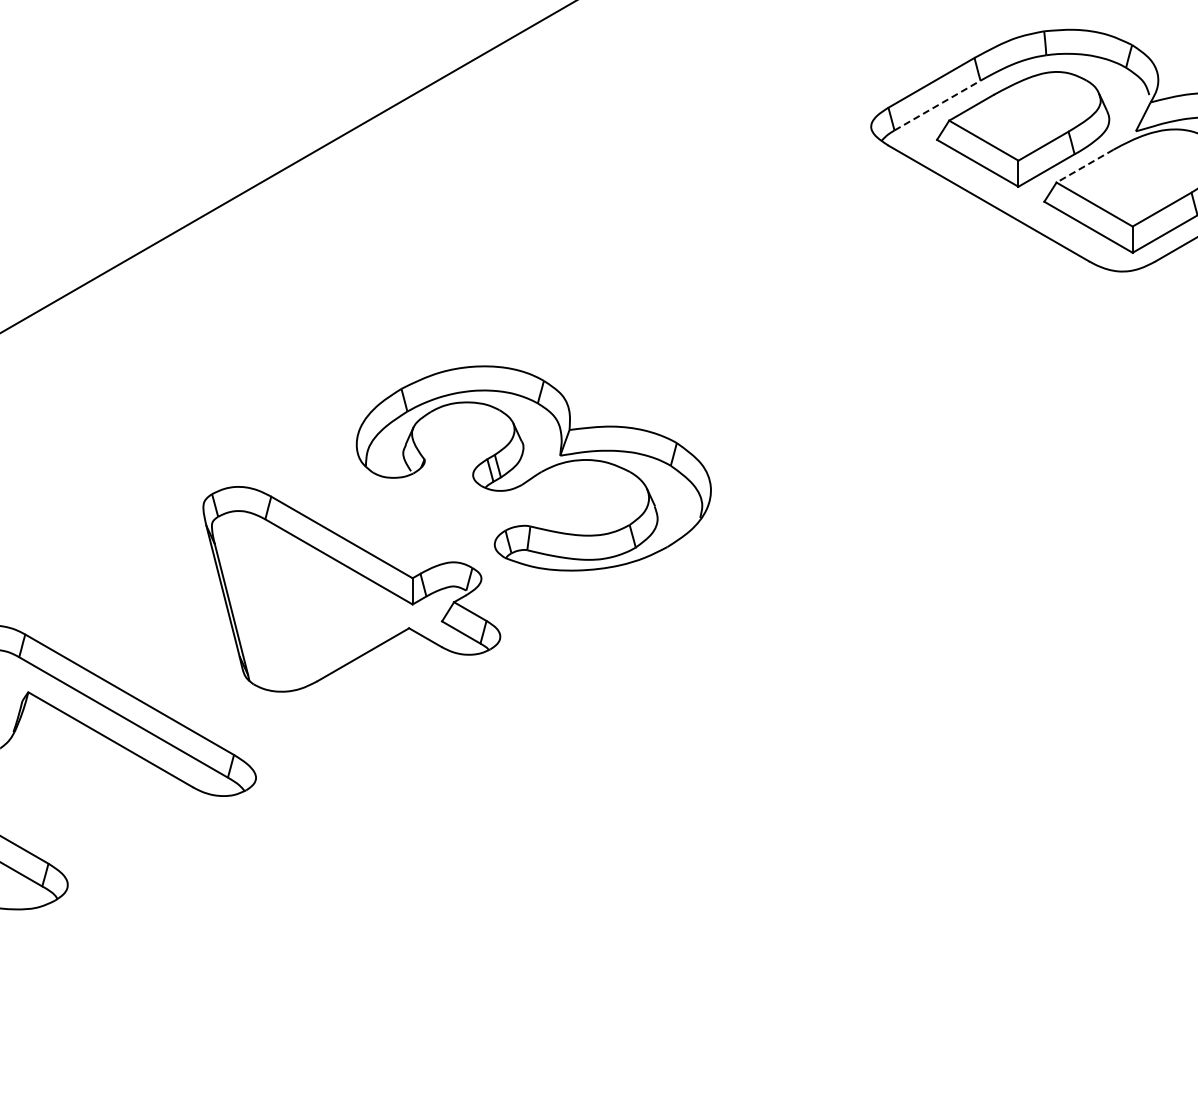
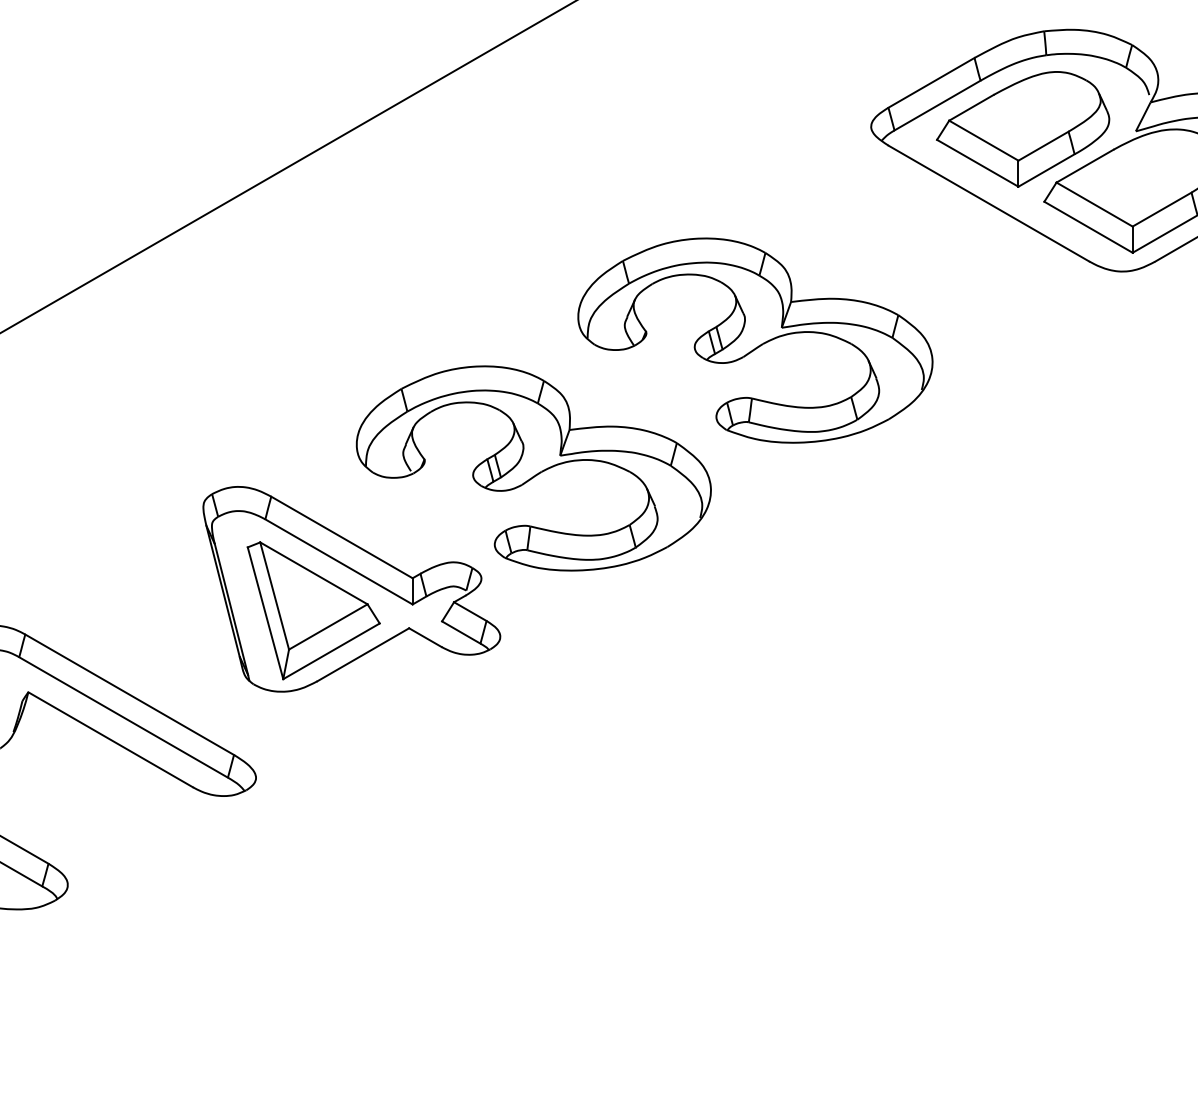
line: dashed -> solid (937, 105)
line: dashed -> solid (1085, 166)
part: none -> present (755, 340)
part: none -> present (313, 610)
